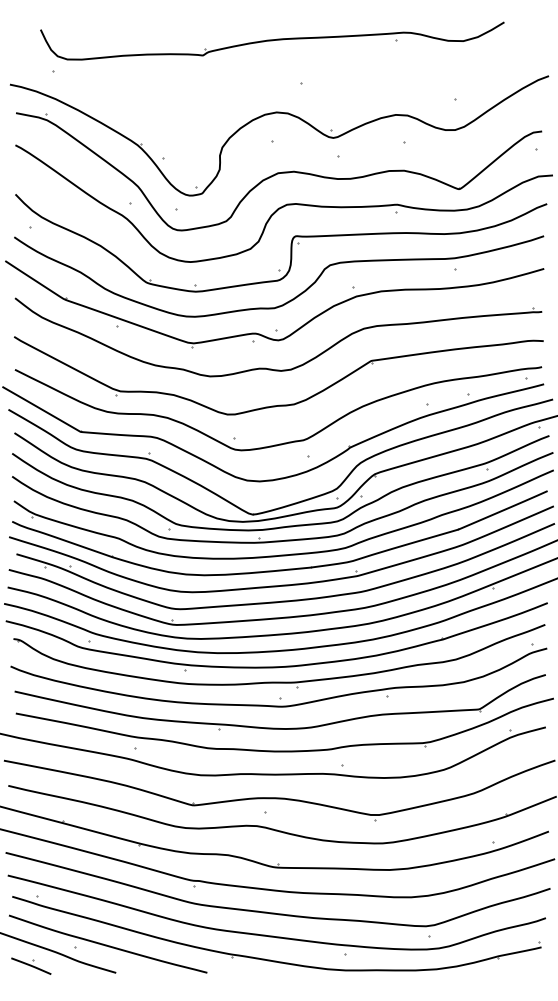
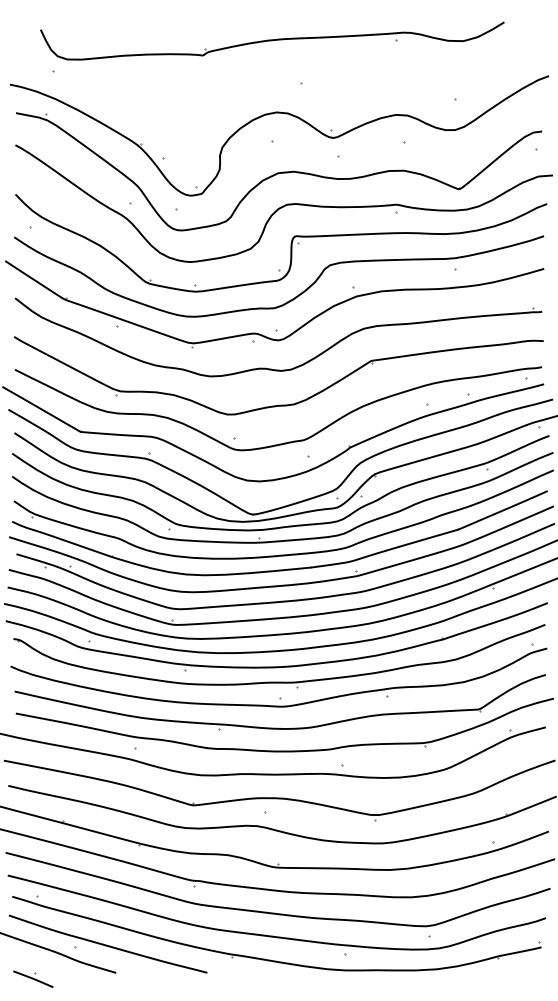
part position: (31, 965) -> (33, 978) (33, 978)
